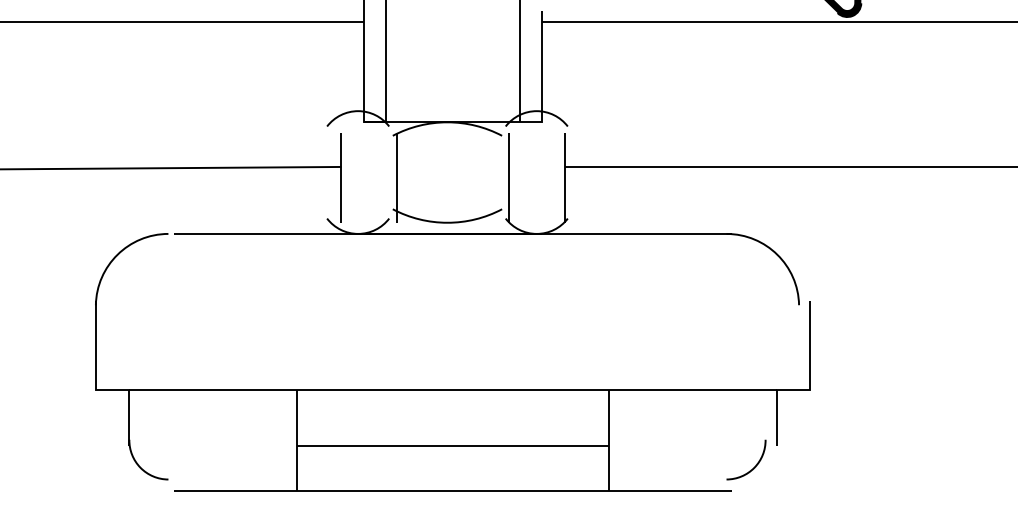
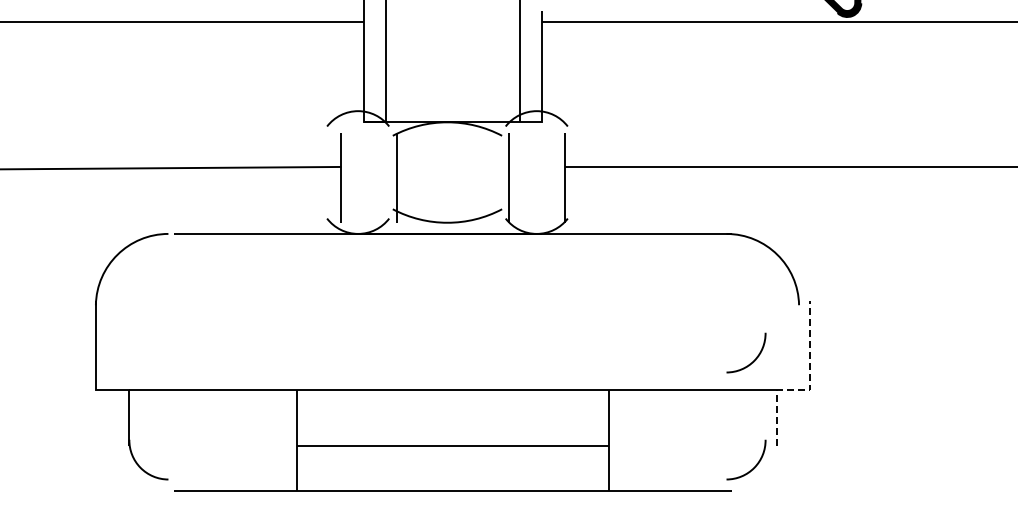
arc: none -> present (754, 359)
line: solid -> dashed (810, 390)
